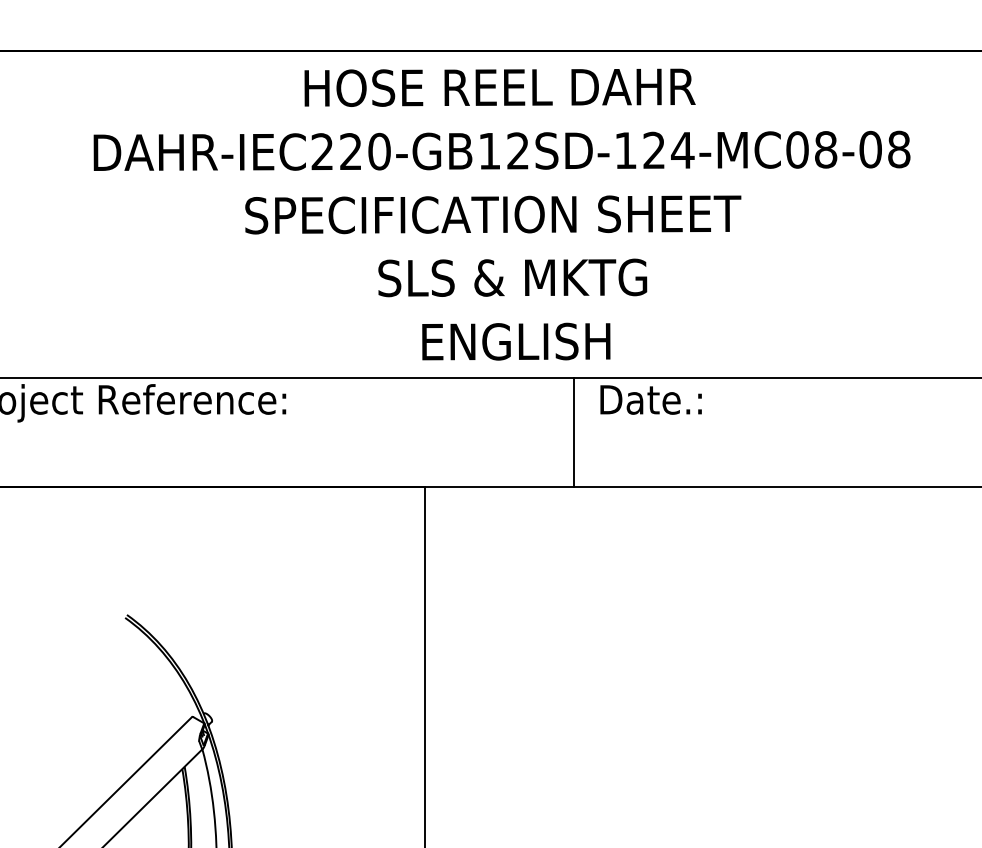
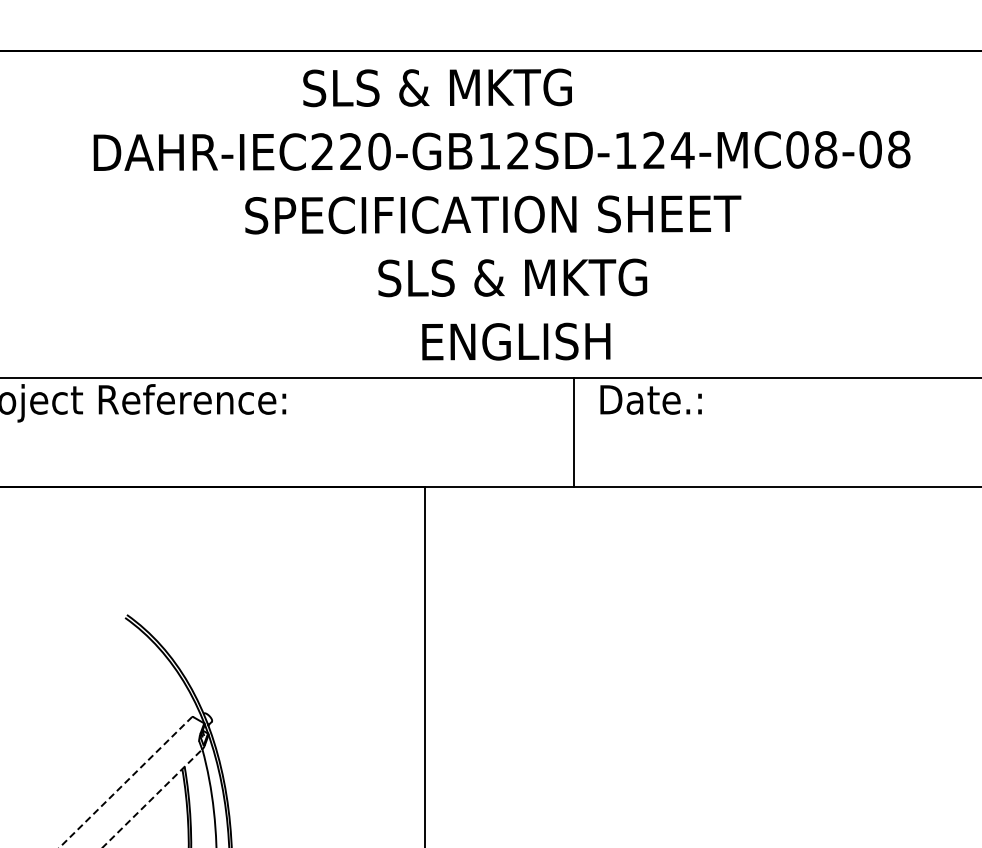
text: HOSE REEL DAHR -> SLS & MKTG (499, 87)
line: solid -> dashed (125, 782)
line: solid -> dashed (153, 797)
